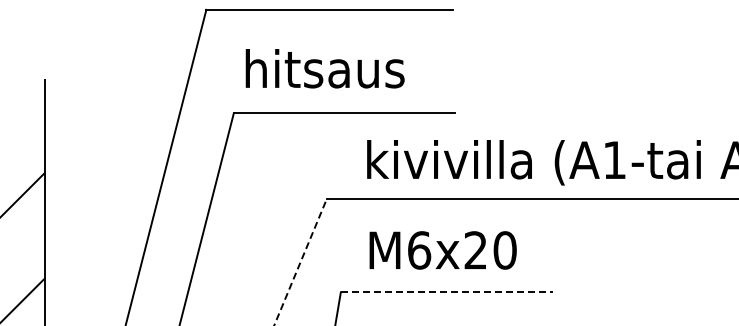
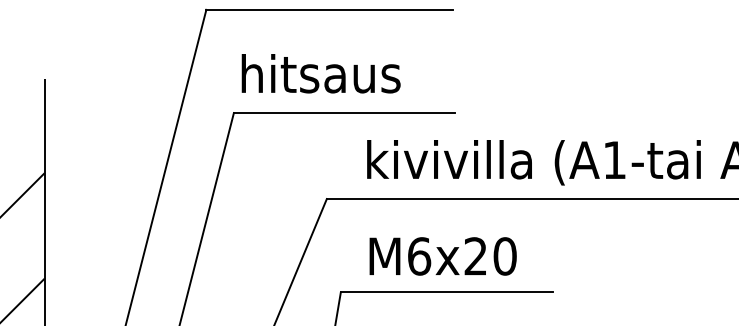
text position: (324, 68) -> (320, 73) (320, 73)
text position: (442, 250) -> (442, 256) (442, 256)
line: dashed -> solid (300, 261)
line: dashed -> solid (446, 292)
